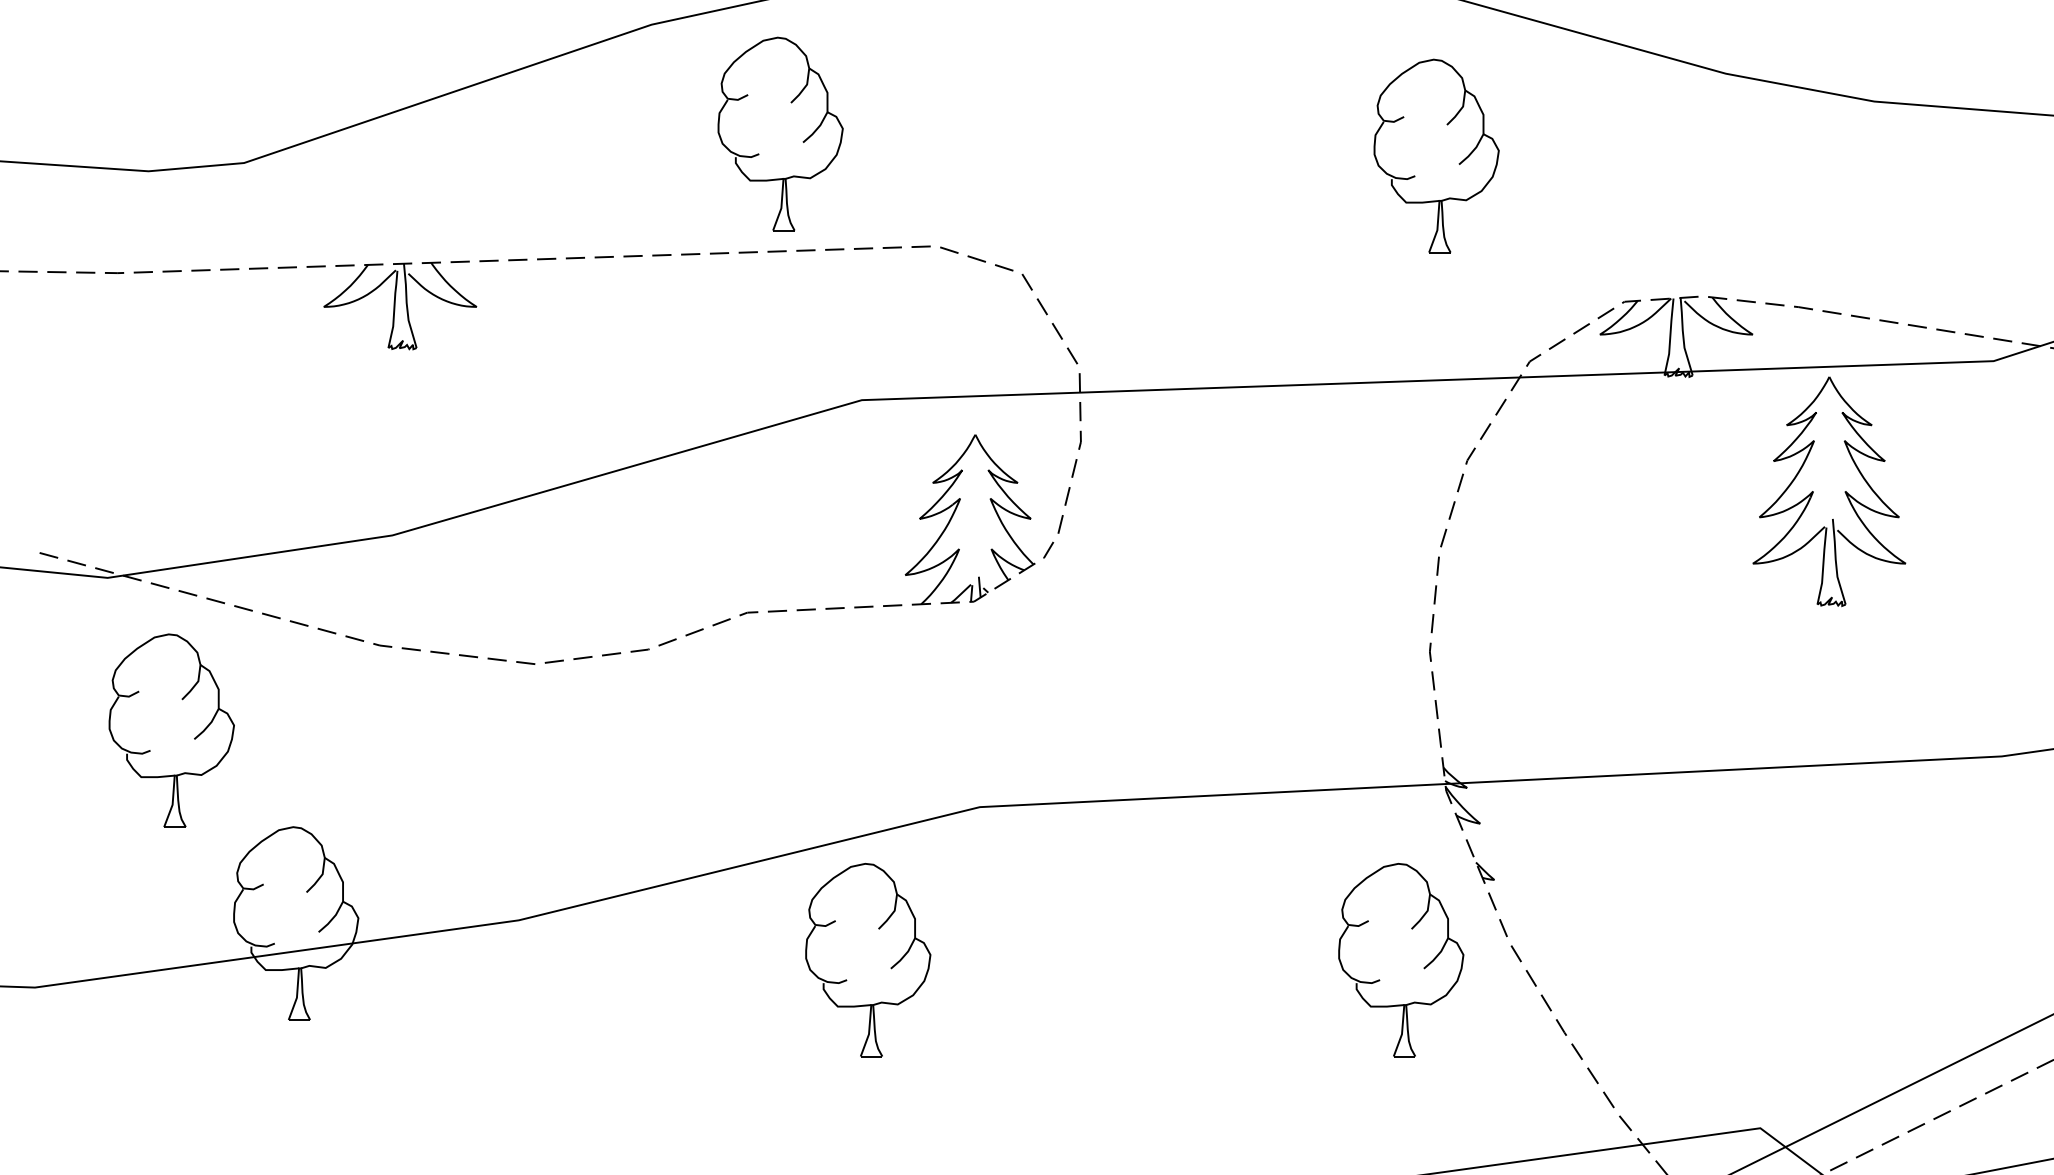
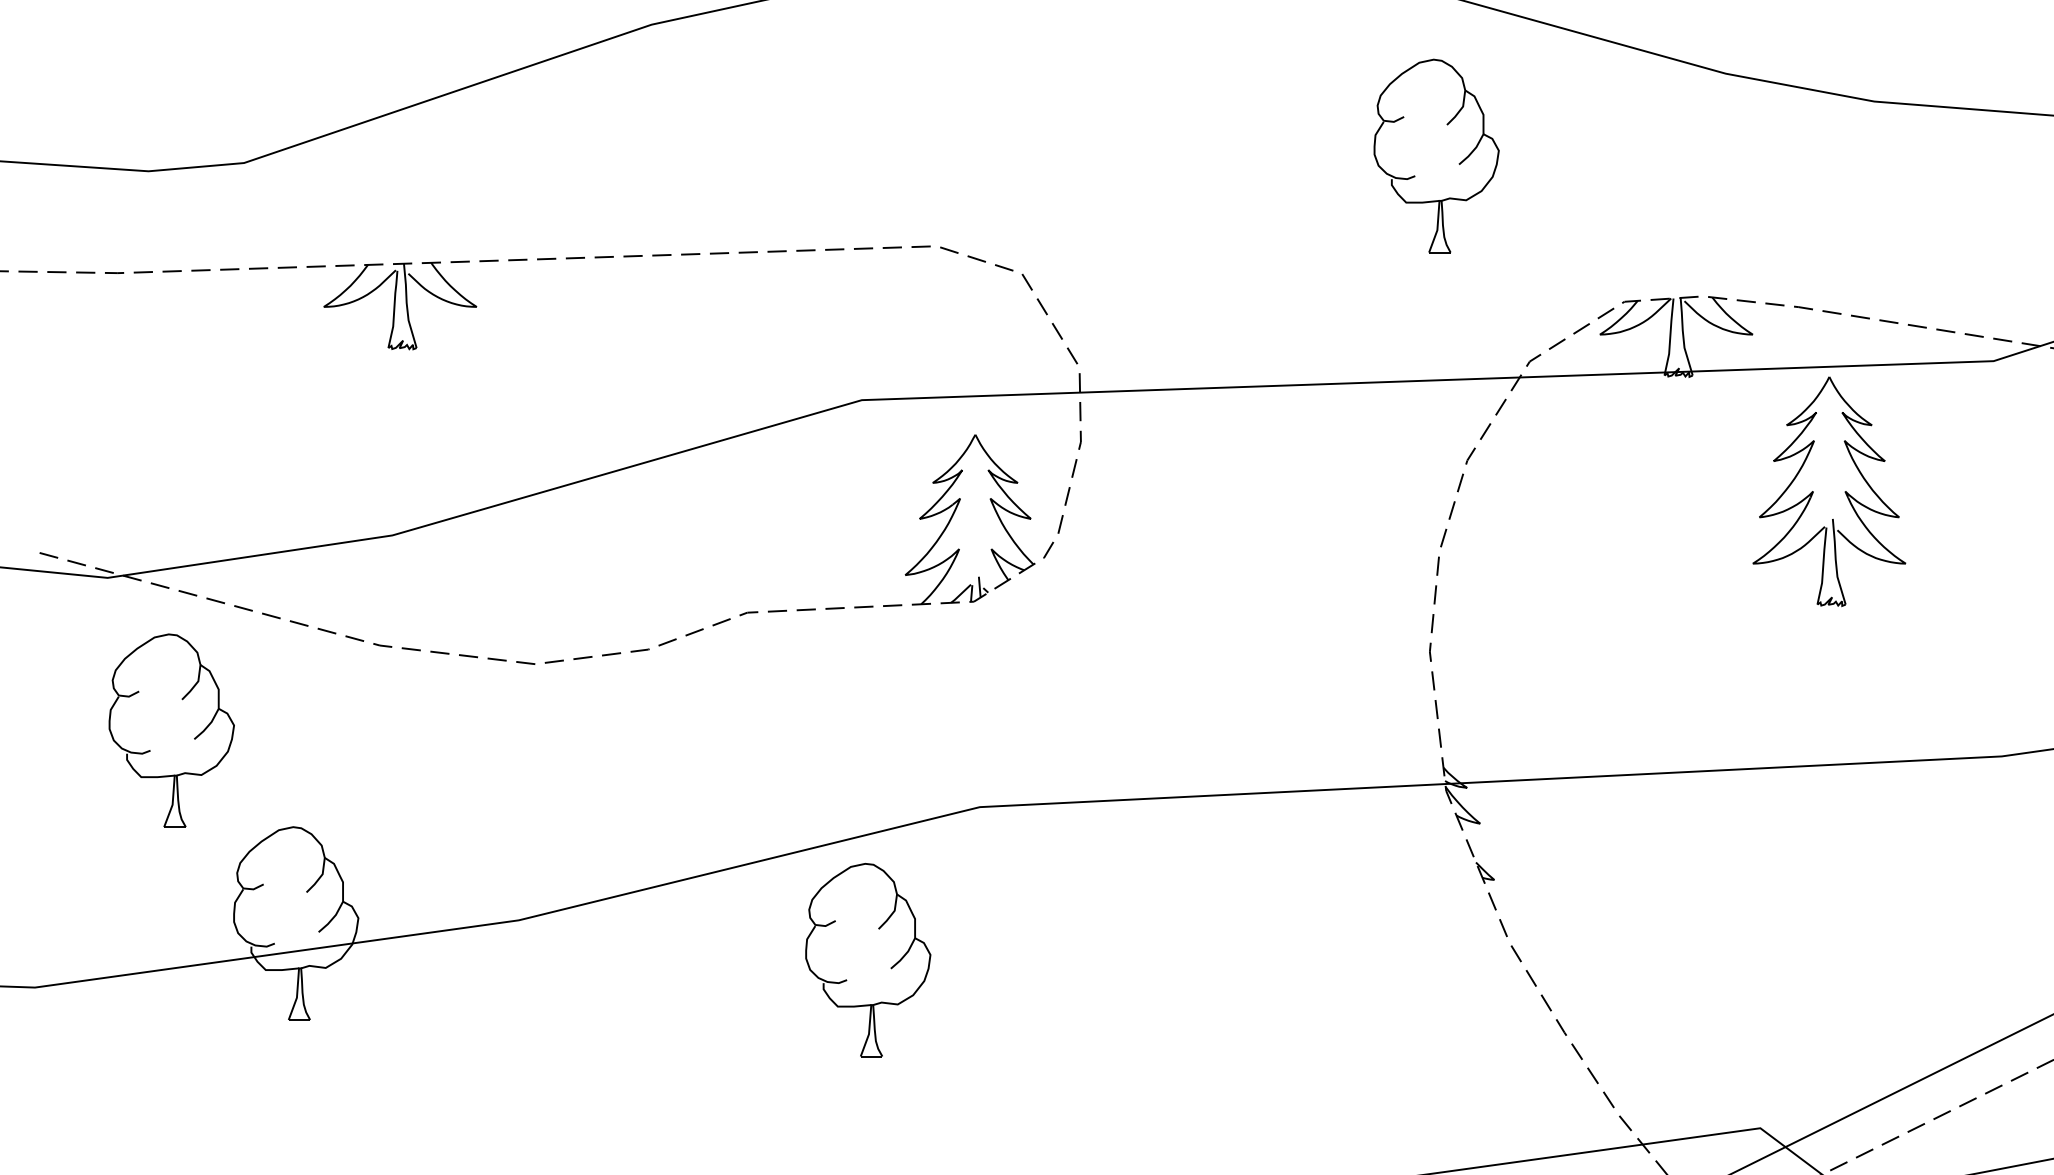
part: present -> none (802, 141)
part: present -> none (1401, 960)
